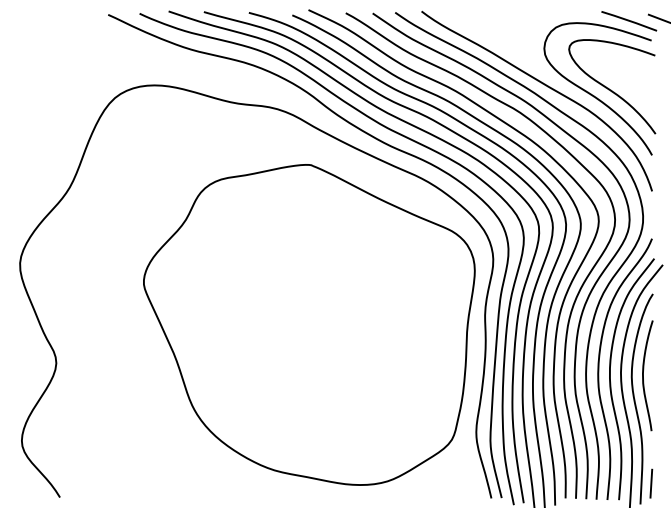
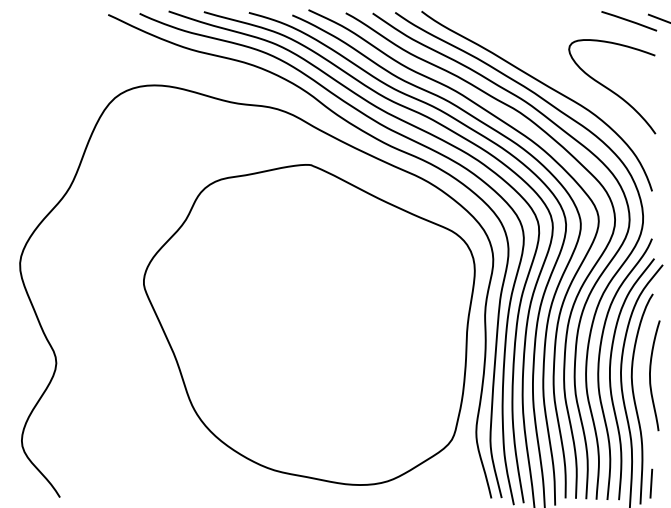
curve: present -> none (594, 95)
curve position: (643, 375) -> (650, 375) (650, 375)
